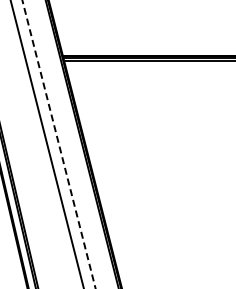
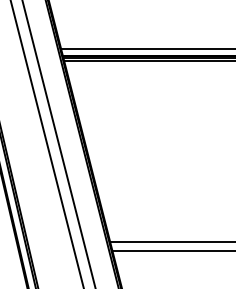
line: none -> present (146, 49)
line: dashed -> solid (58, 143)
line: none -> present (171, 242)
line: none -> present (172, 251)
